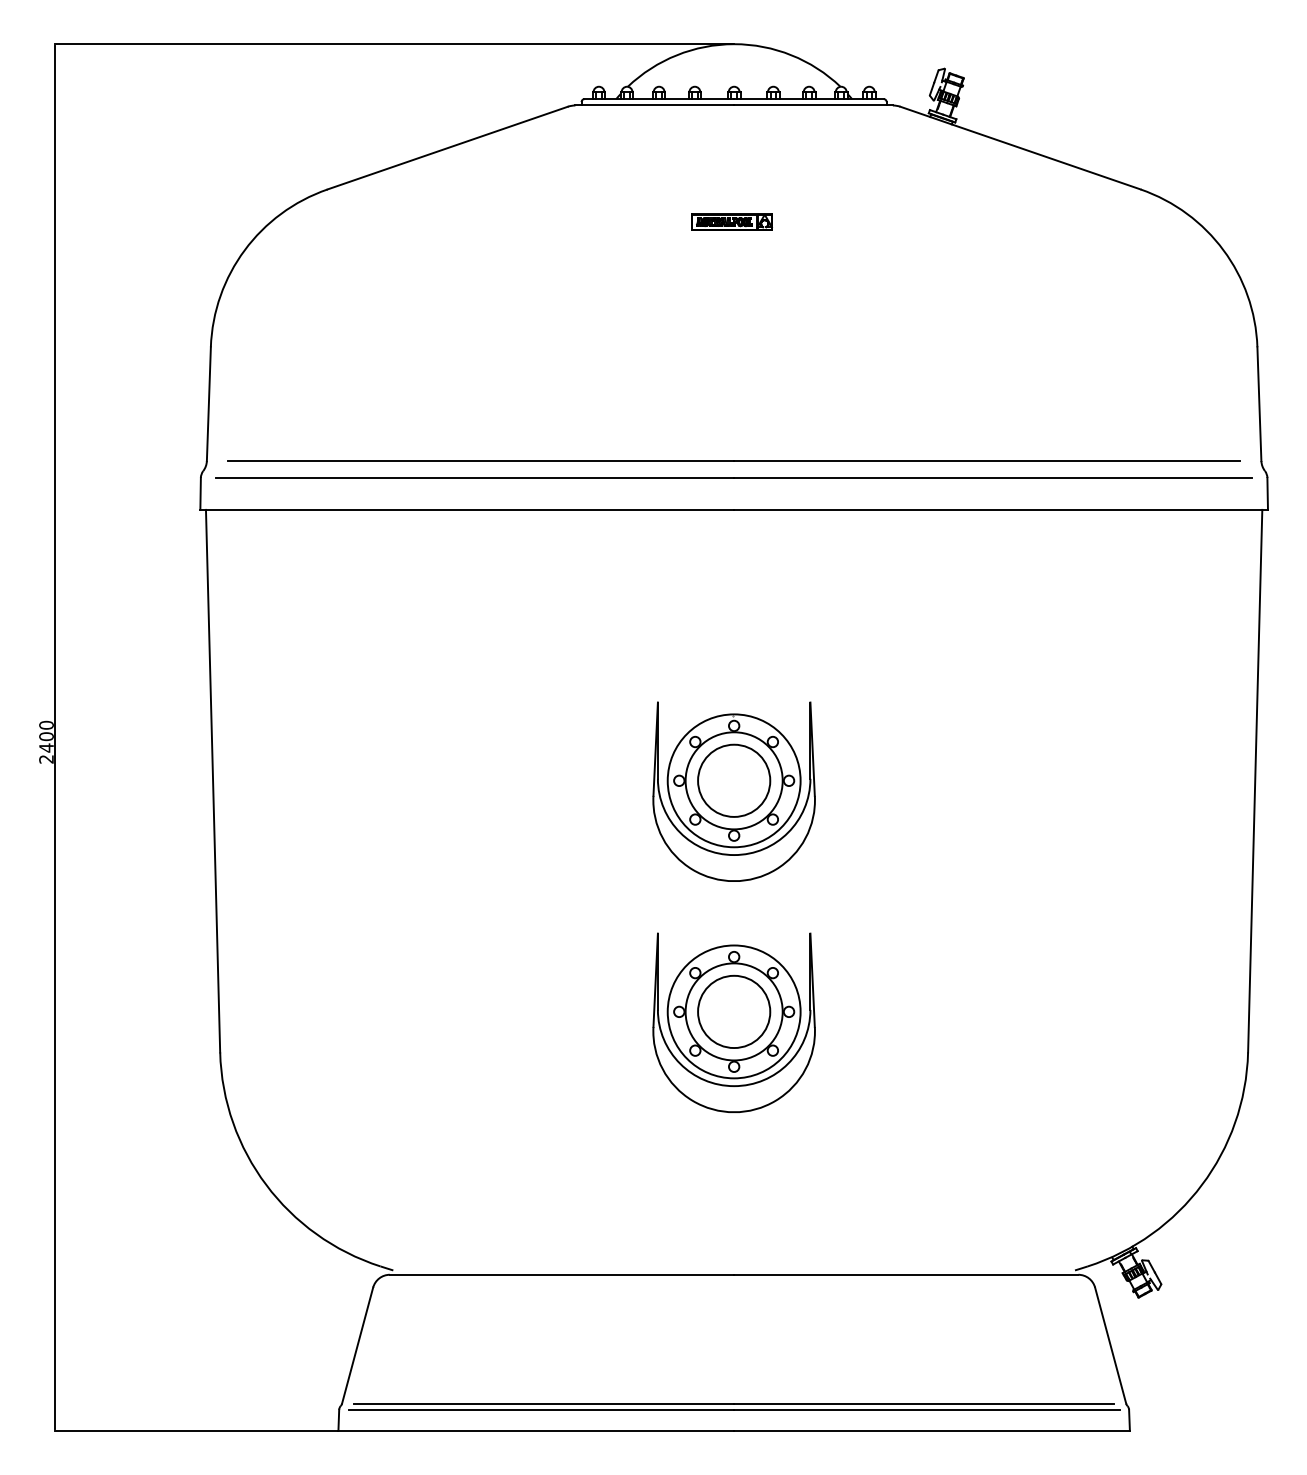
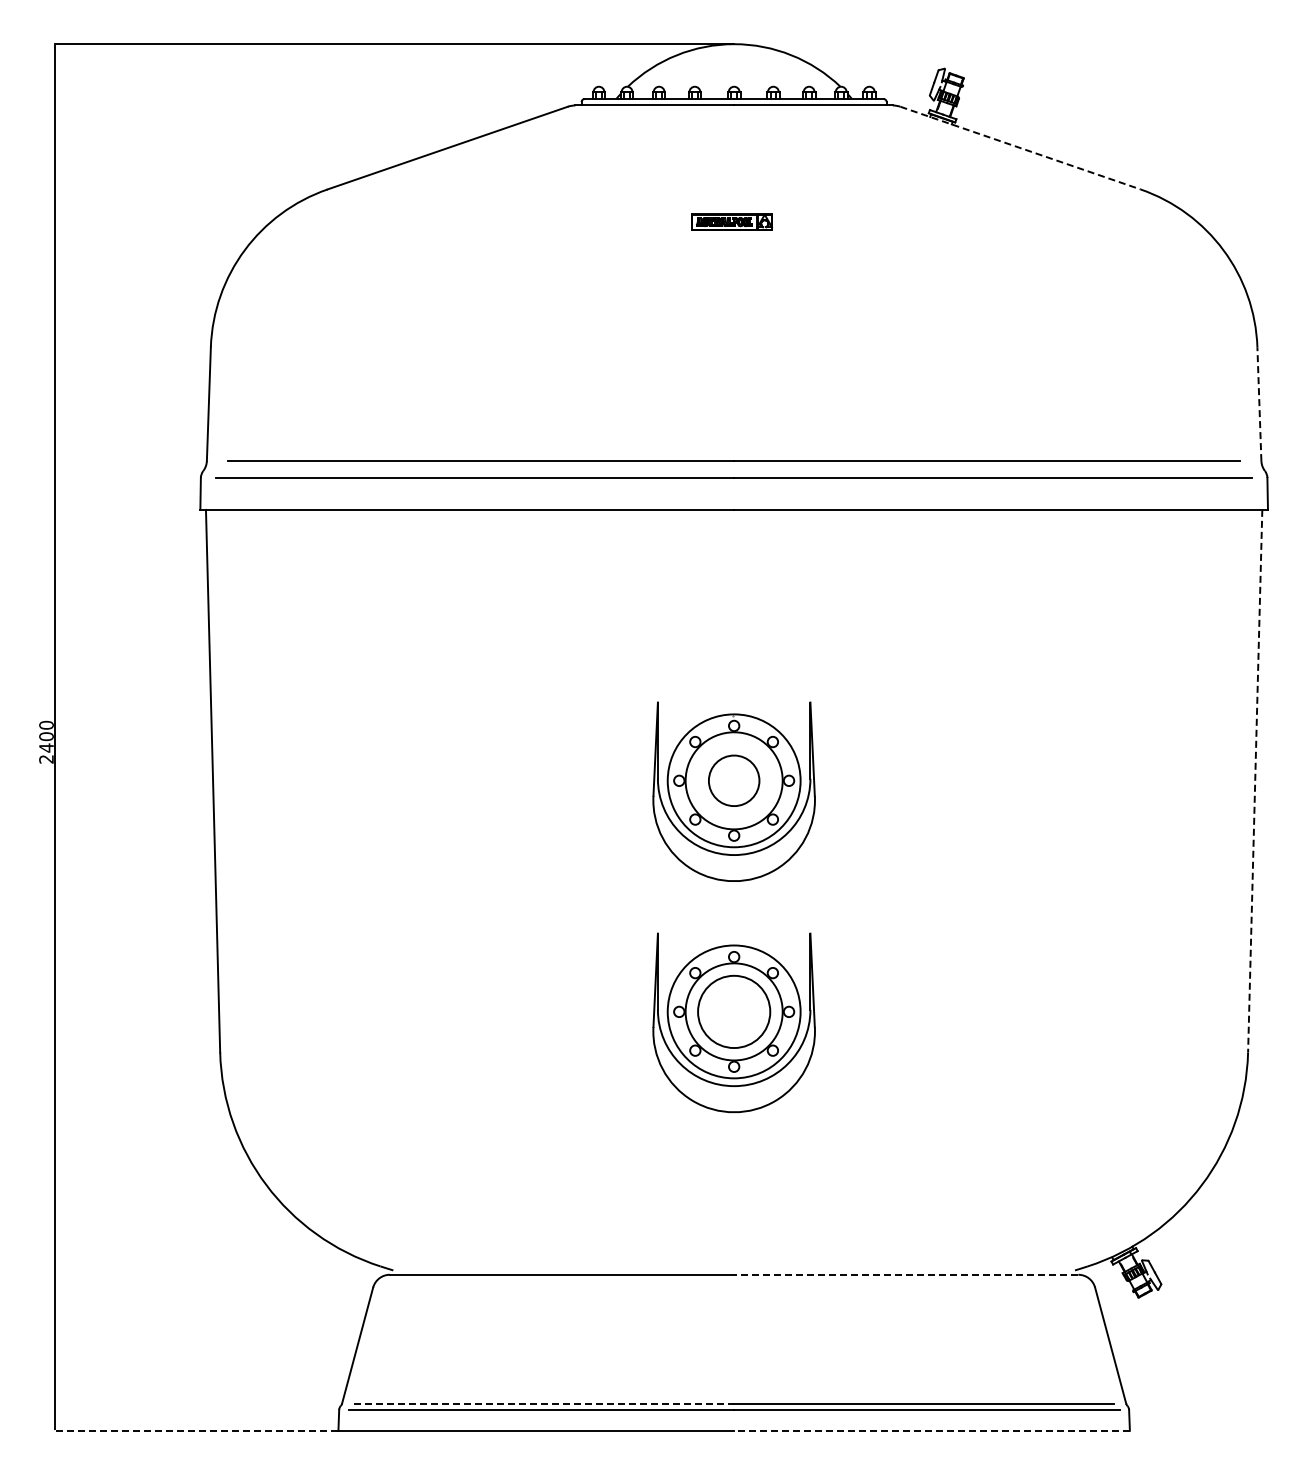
line: solid -> dashed (1021, 148)
line: solid -> dashed (1259, 404)
circle diameter: 72 px -> 51 px (733, 780)
line: solid -> dashed (1255, 781)
line: solid -> dashed (905, 1274)
line: solid -> dashed (544, 1403)
line: solid -> dashed (196, 1430)
line: solid -> dashed (932, 1430)
